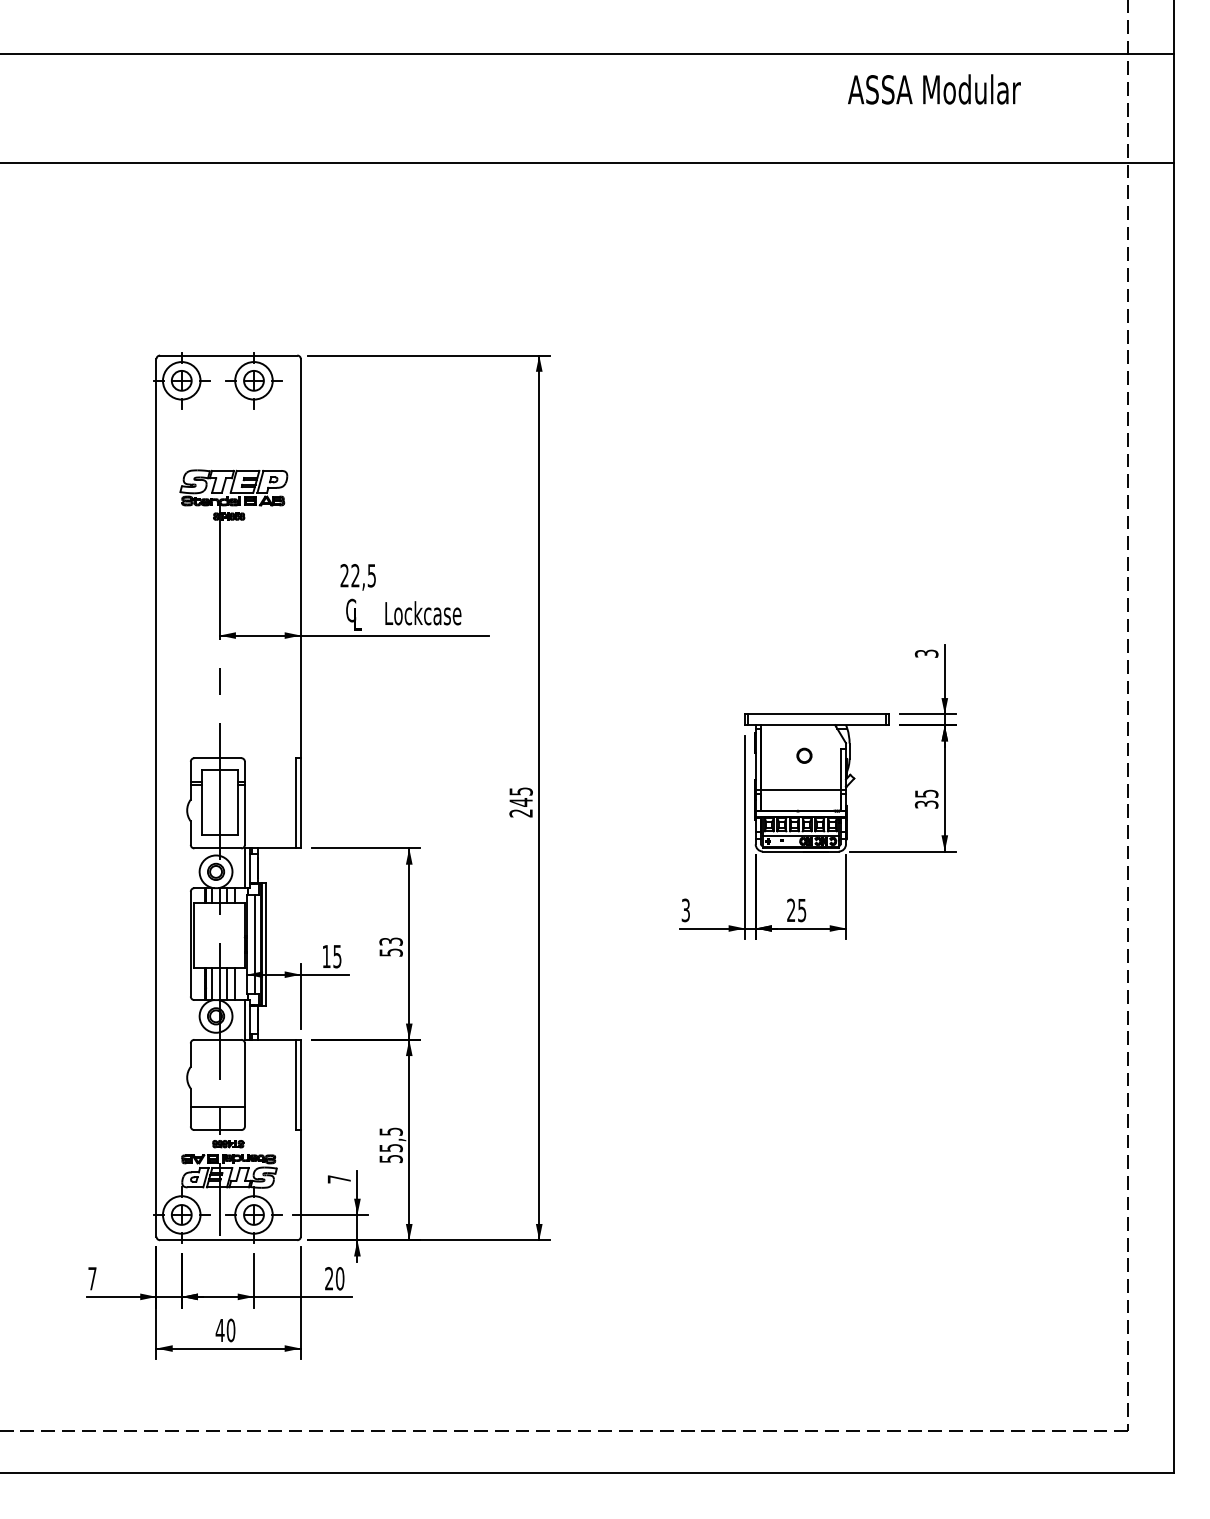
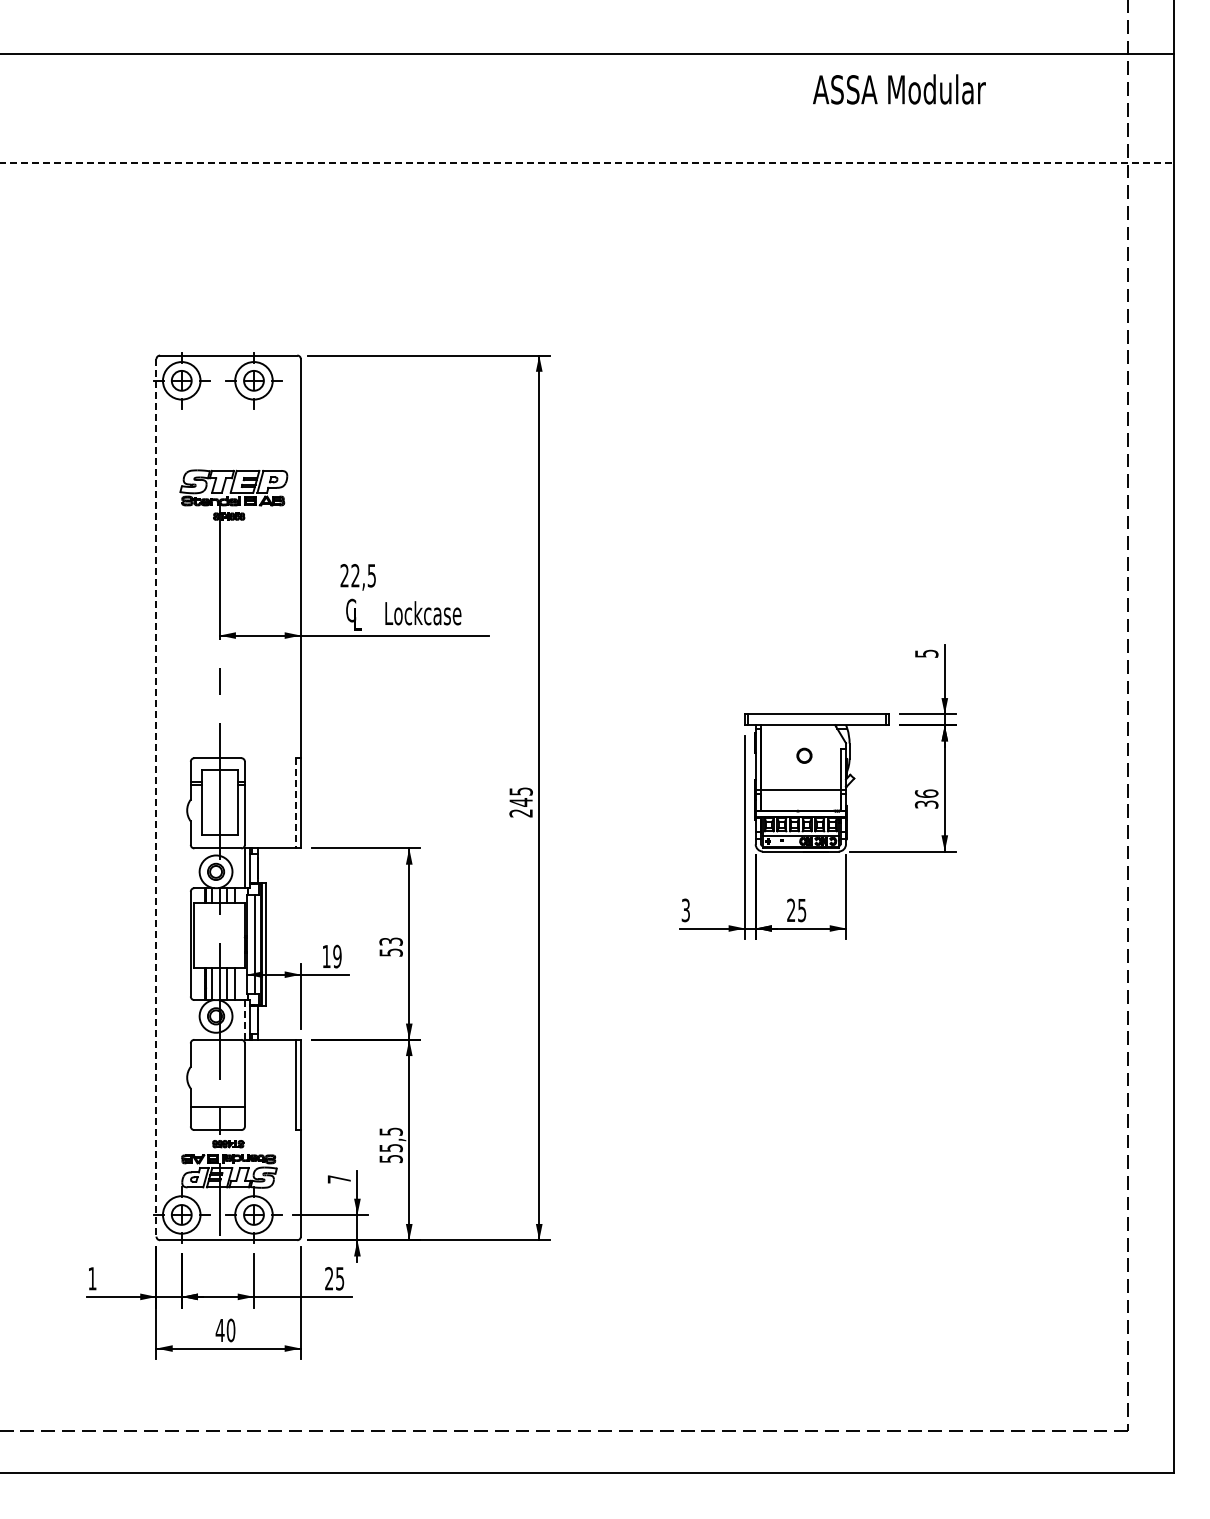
text position: (934, 89) -> (899, 89) (899, 89)
line: solid -> dashed (587, 162)
text: 3 -> 5 (925, 653)
text: 35 -> 36 (926, 793)
line: solid -> dashed (156, 797)
line: solid -> dashed (295, 803)
text: 15 -> 19 (337, 955)
line: solid -> dashed (244, 1019)
text: 7 -> 1 (92, 1278)
text: 20 -> 25 (339, 1278)
